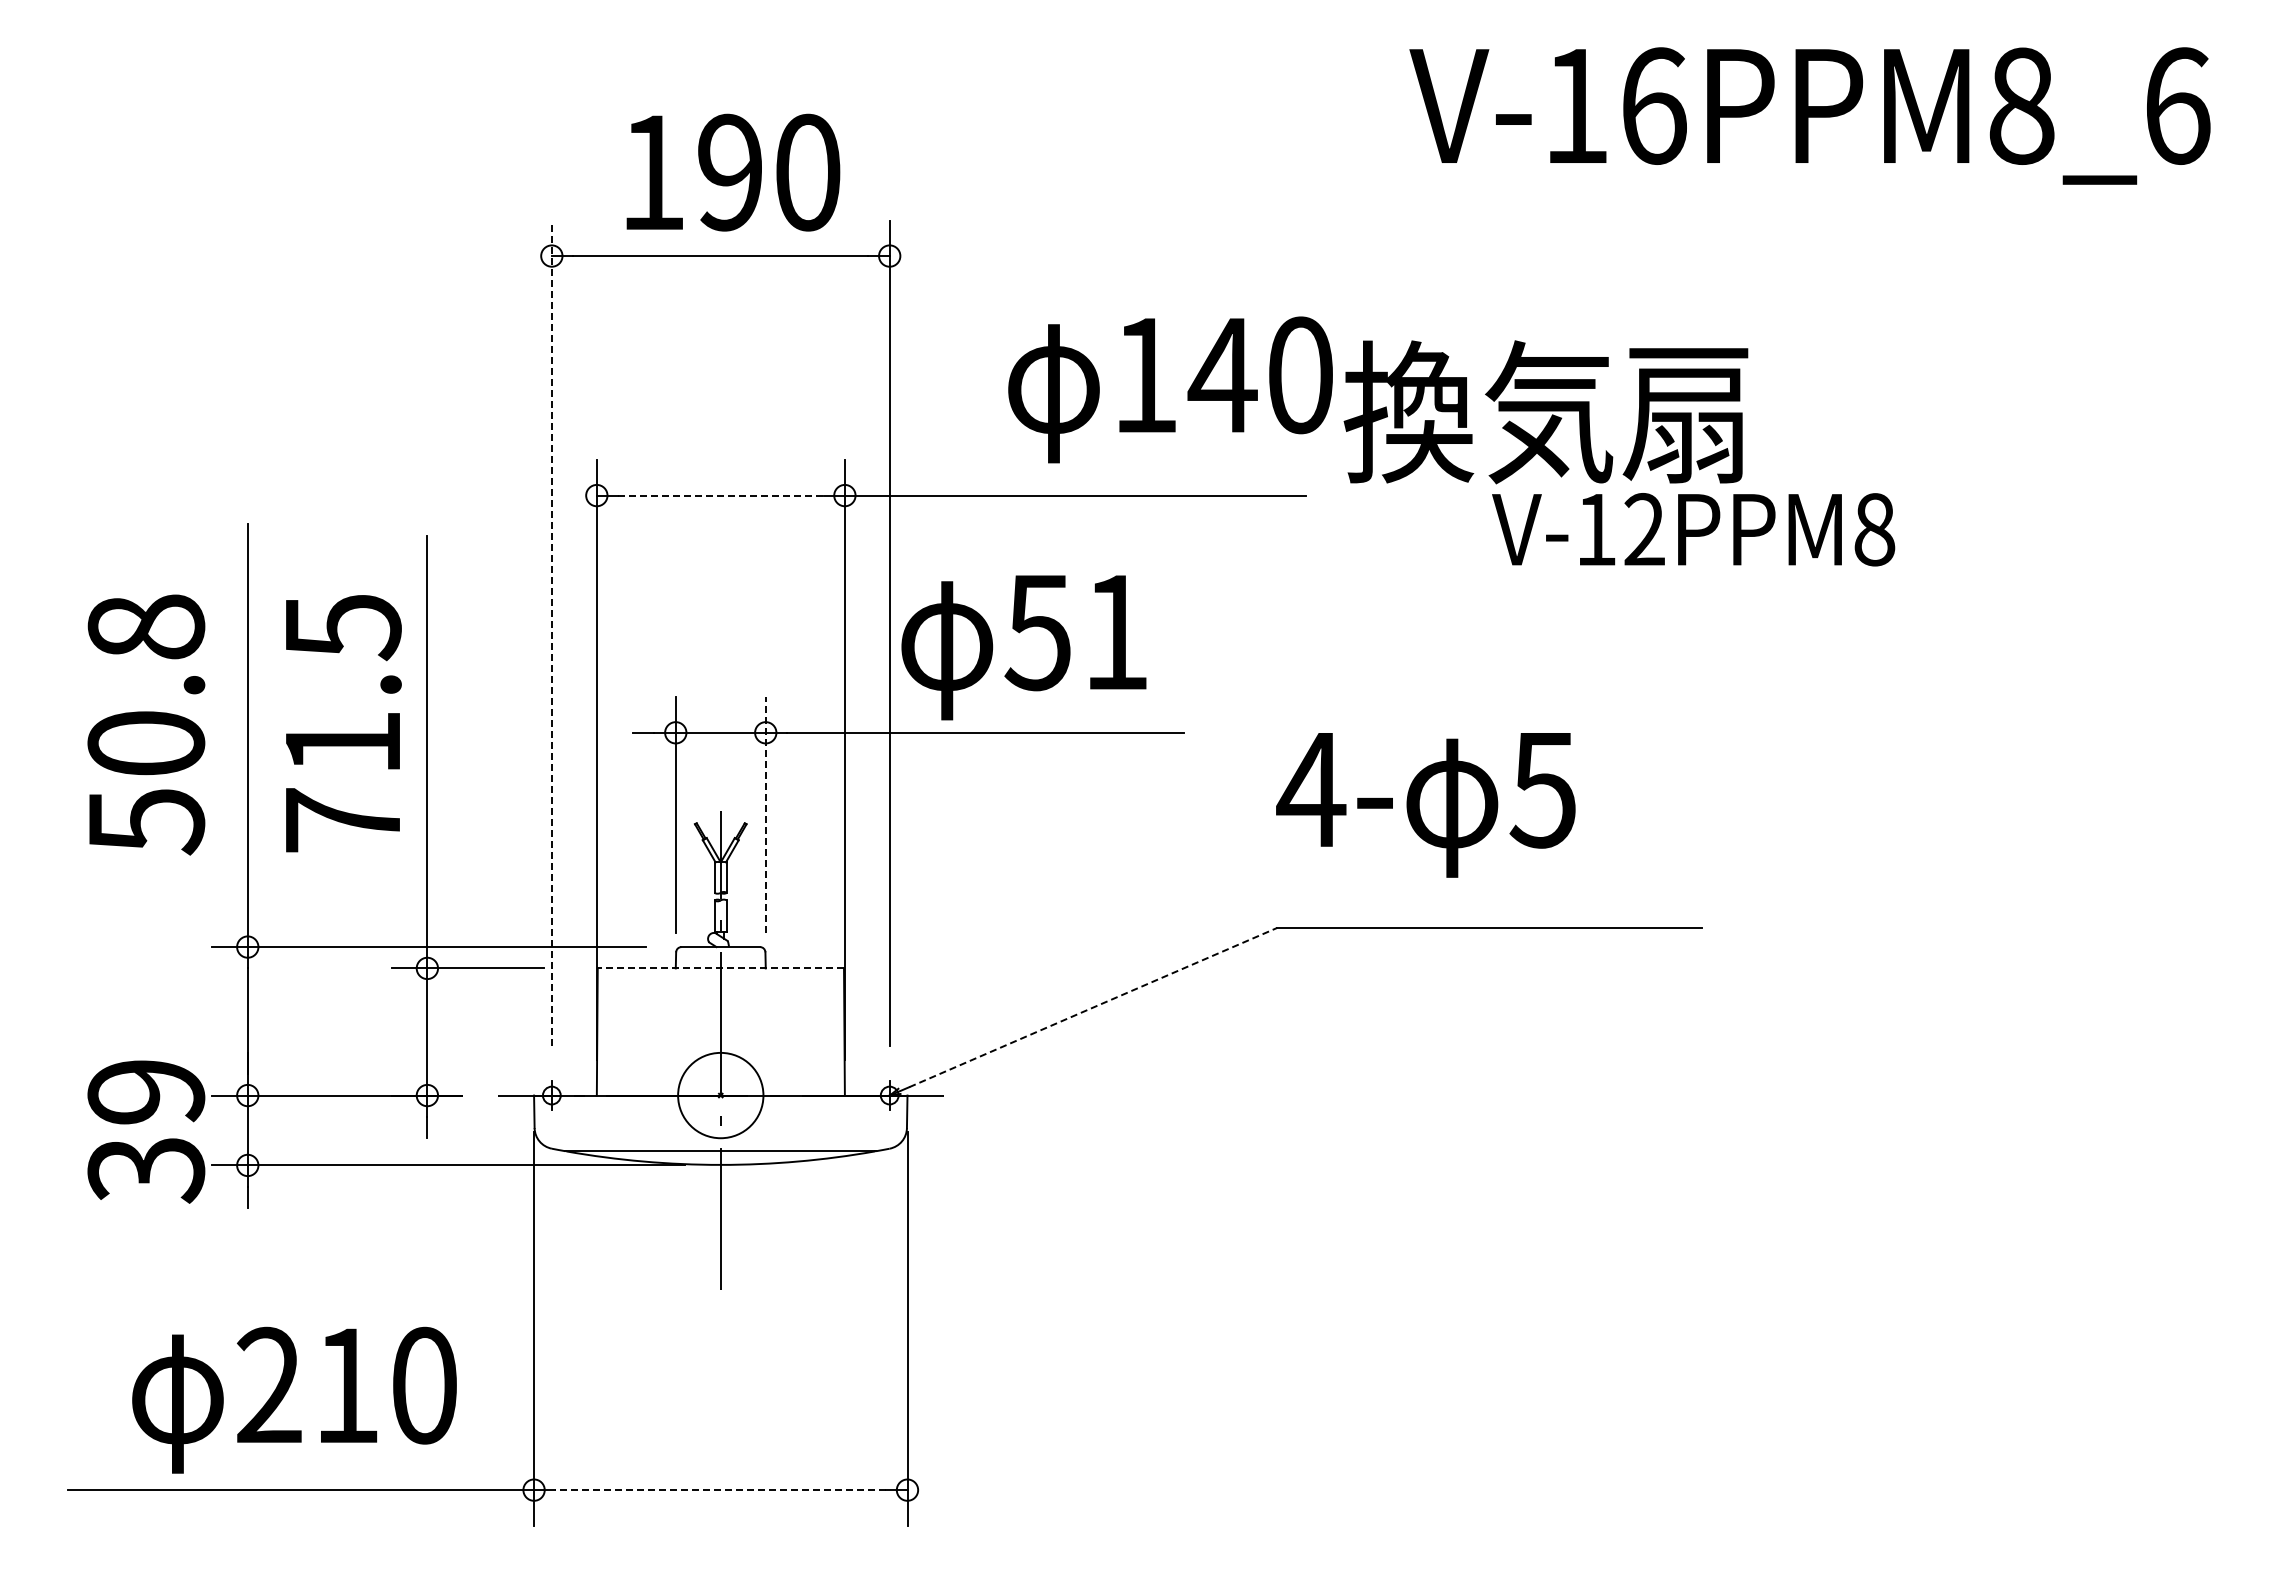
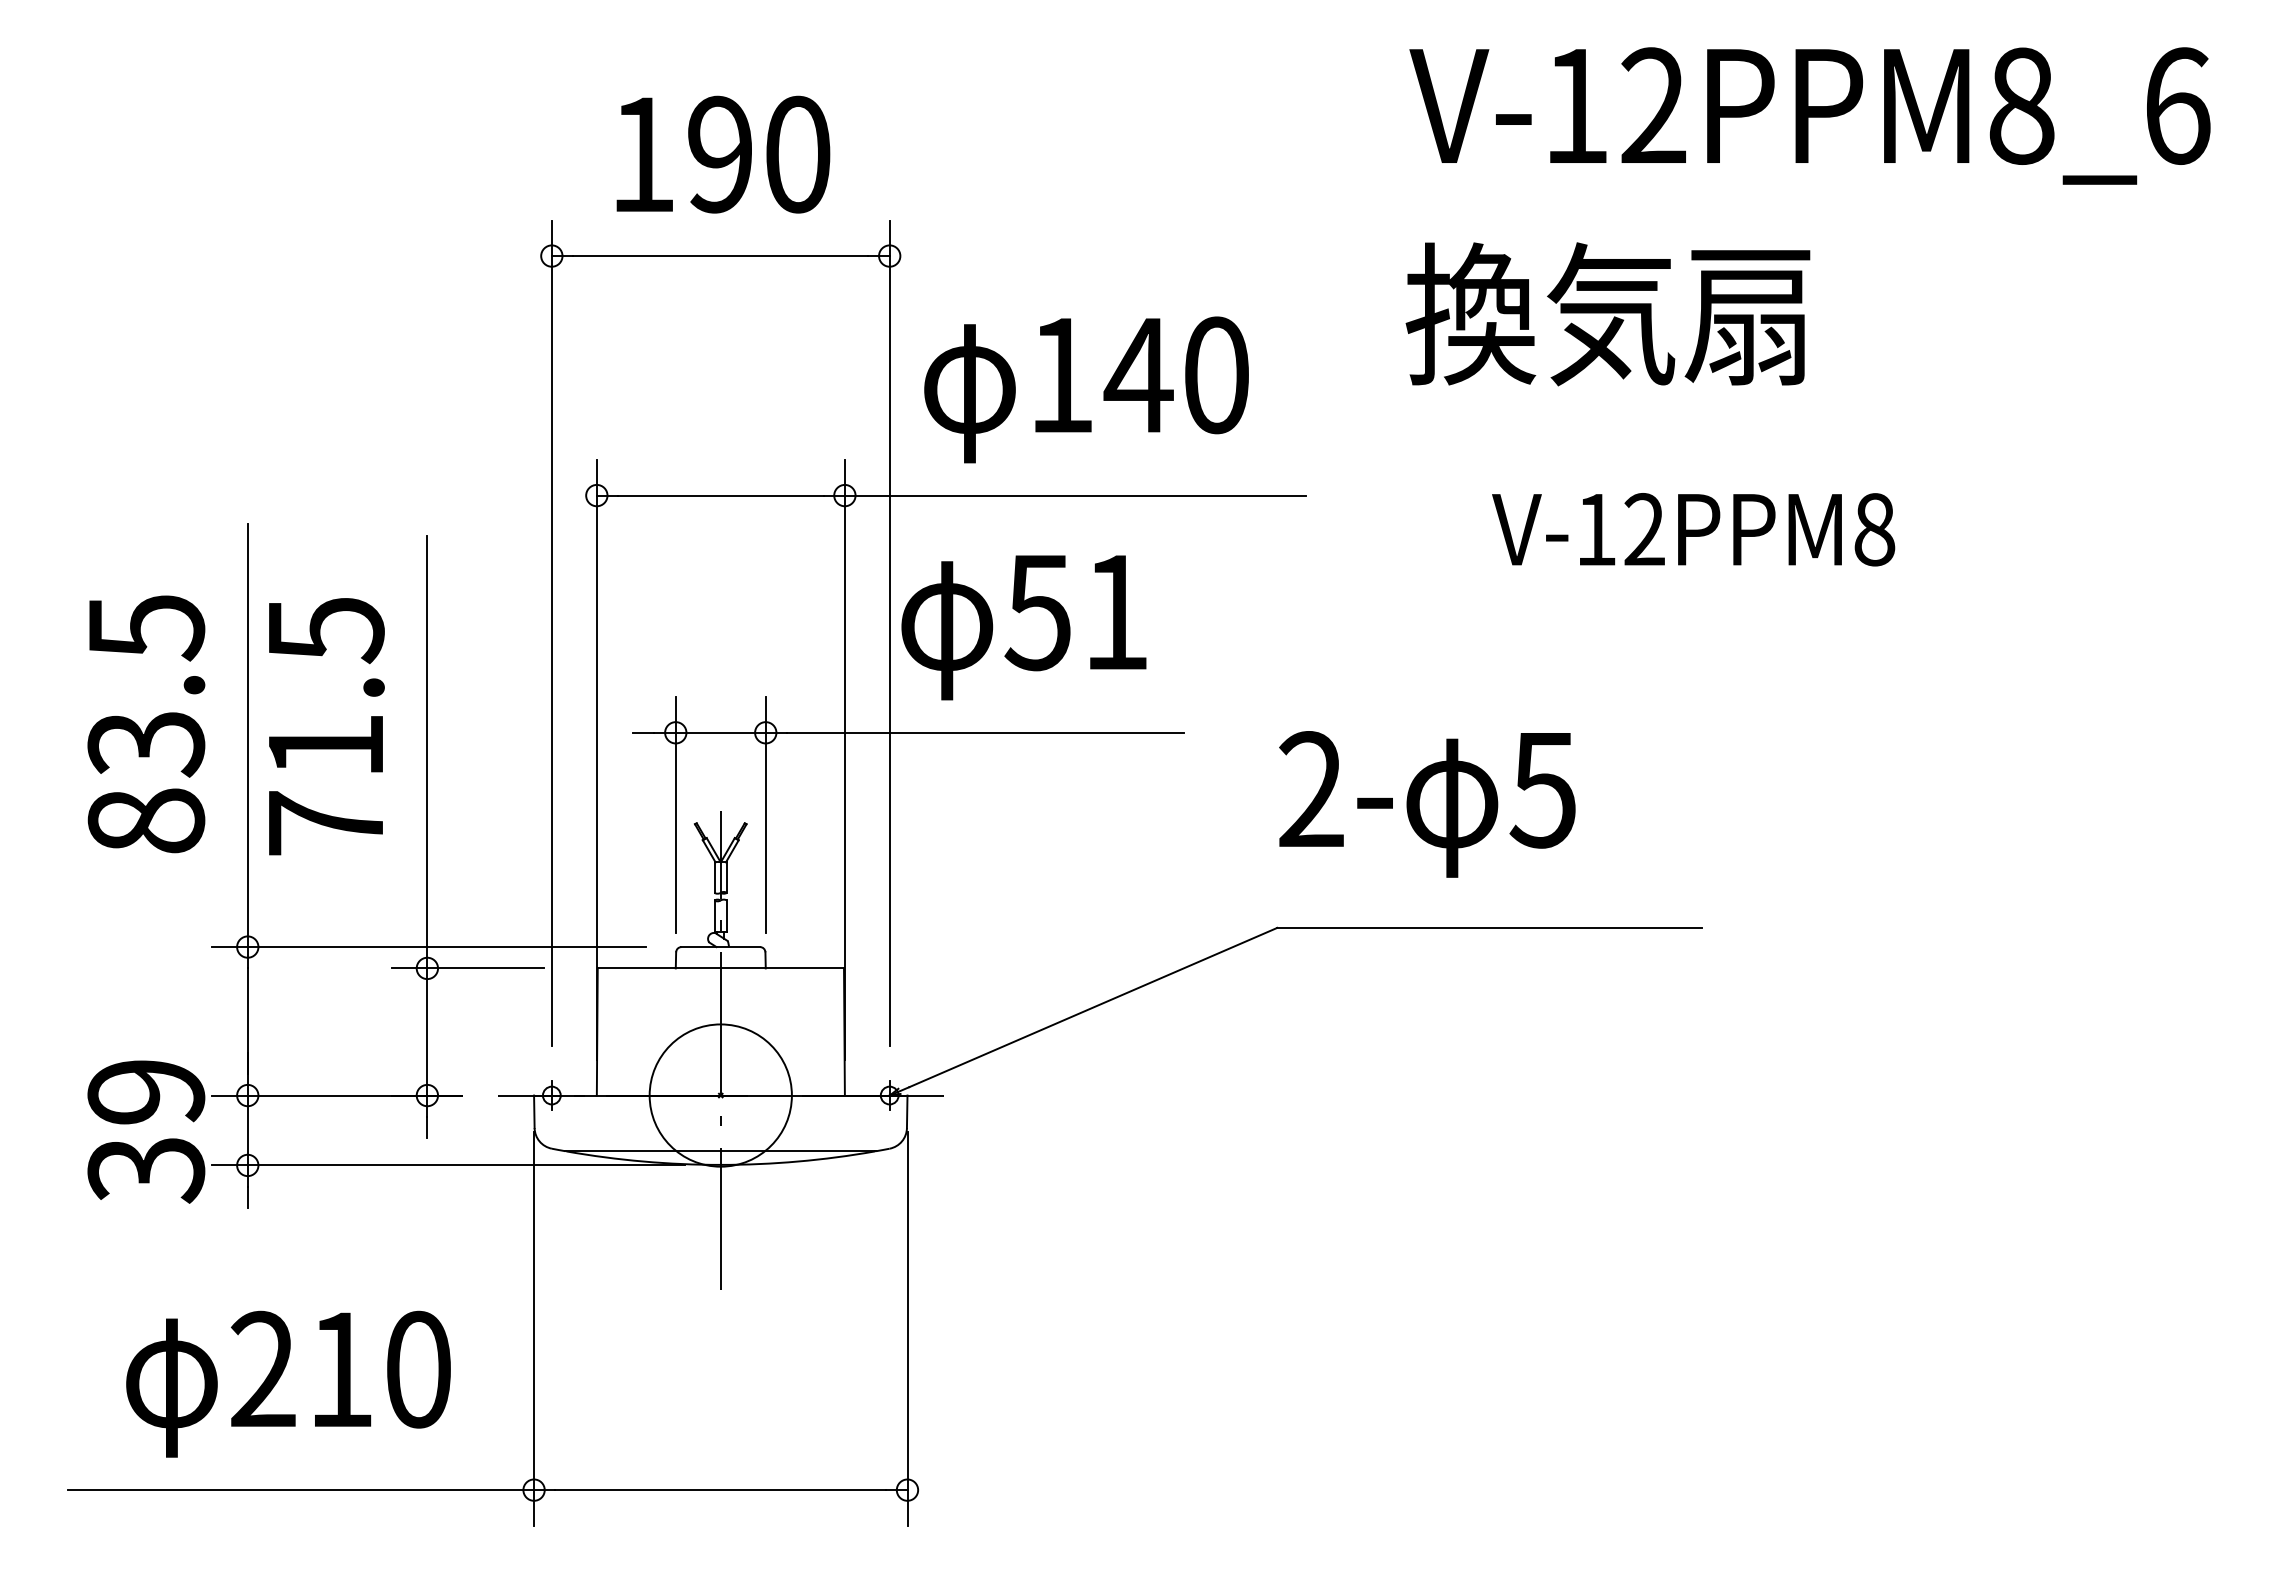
text: V-16PPM8_6 -> V-12PPM8_6 (1653, 105)
text position: (733, 172) -> (723, 154) (723, 154)
text position: (1170, 389) -> (1086, 389) (1086, 389)
text position: (1545, 412) -> (1607, 314) (1607, 314)
line: dashed -> solid (720, 495)
line: dashed -> solid (551, 633)
text position: (1023, 647) -> (1023, 627) (1023, 627)
text position: (343, 723) -> (326, 726) (326, 726)
text: 50.8 -> 83.5 (146, 724)
text: 4- -> 2- (1311, 788)
line: dashed -> solid (765, 815)
line: dashed -> solid (720, 968)
line: dashed -> solid (1093, 1007)
circle diameter: 85 px -> 142 px (720, 1095)
text position: (294, 1399) -> (288, 1383) (288, 1383)
line: dashed -> solid (720, 1490)
